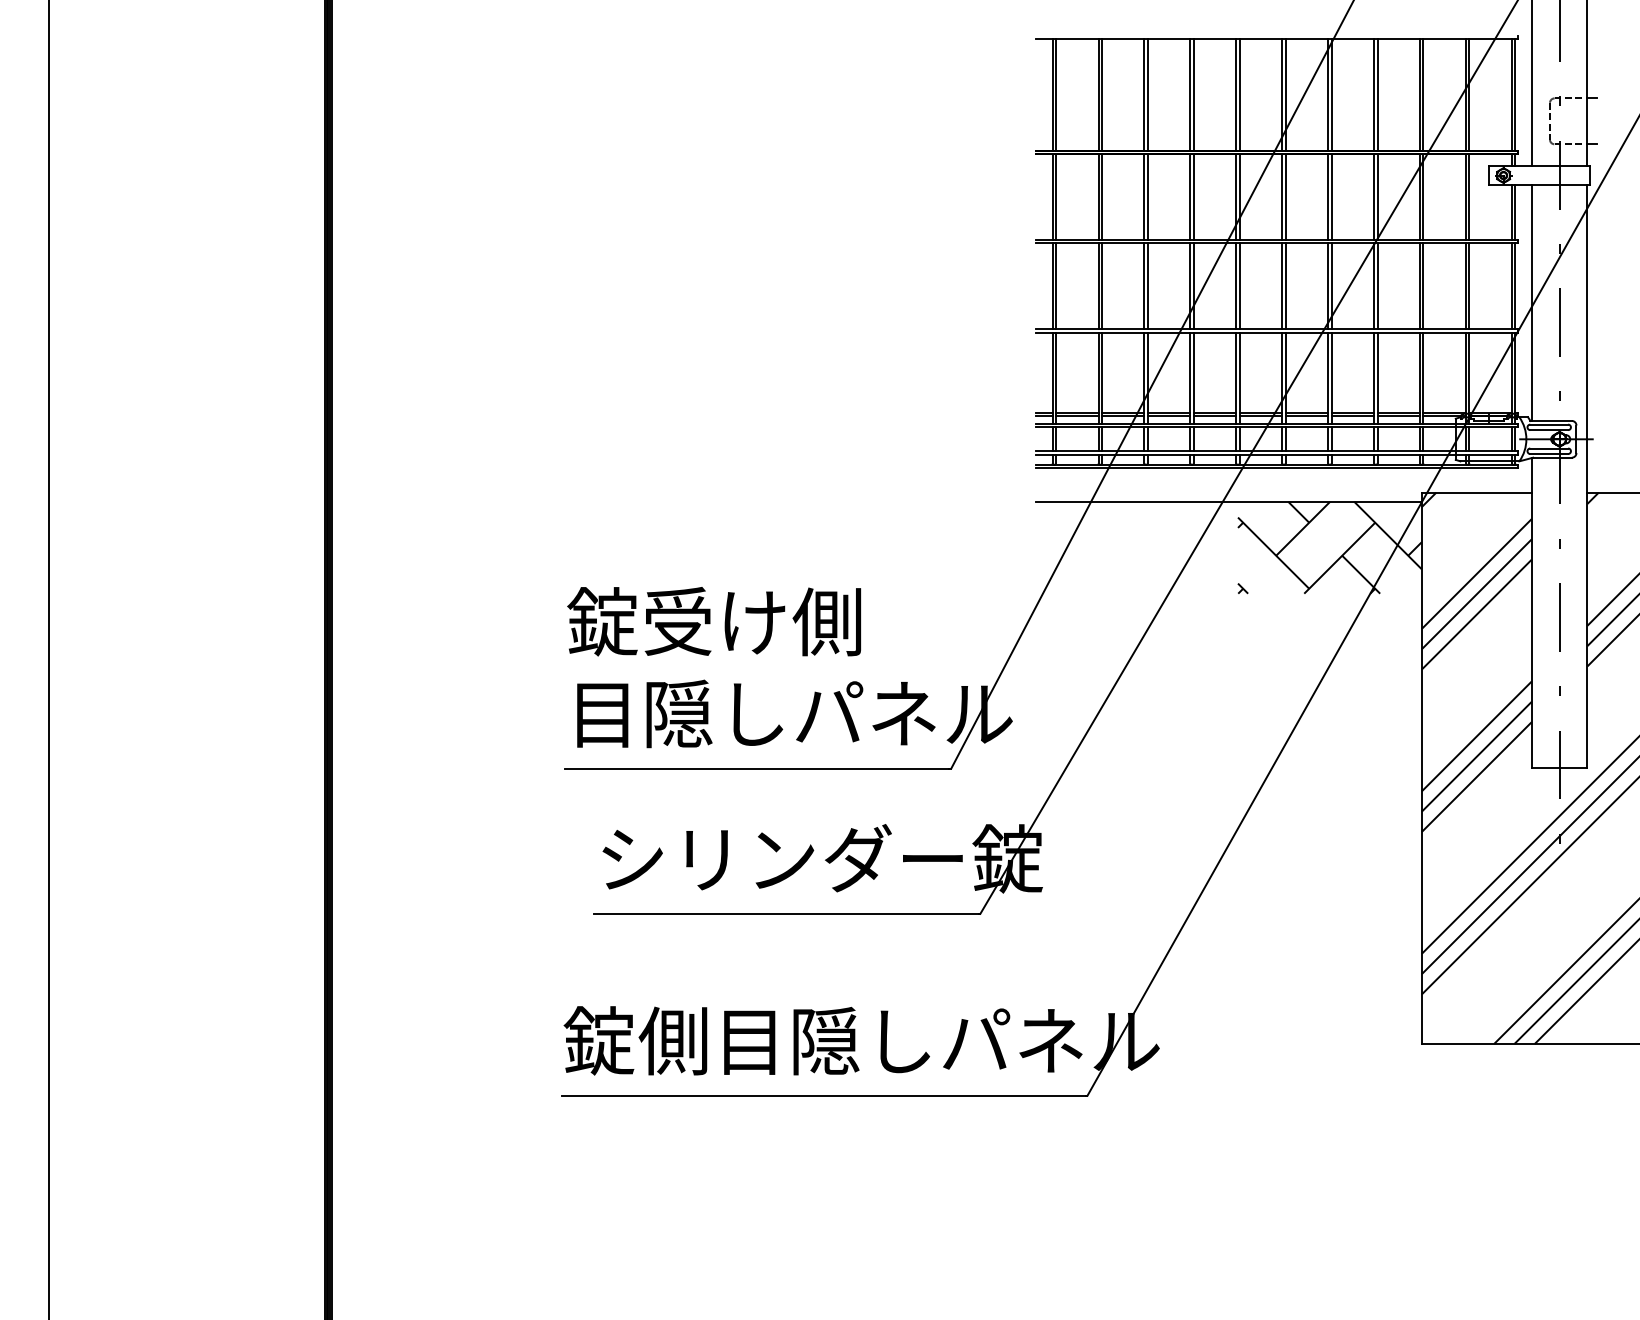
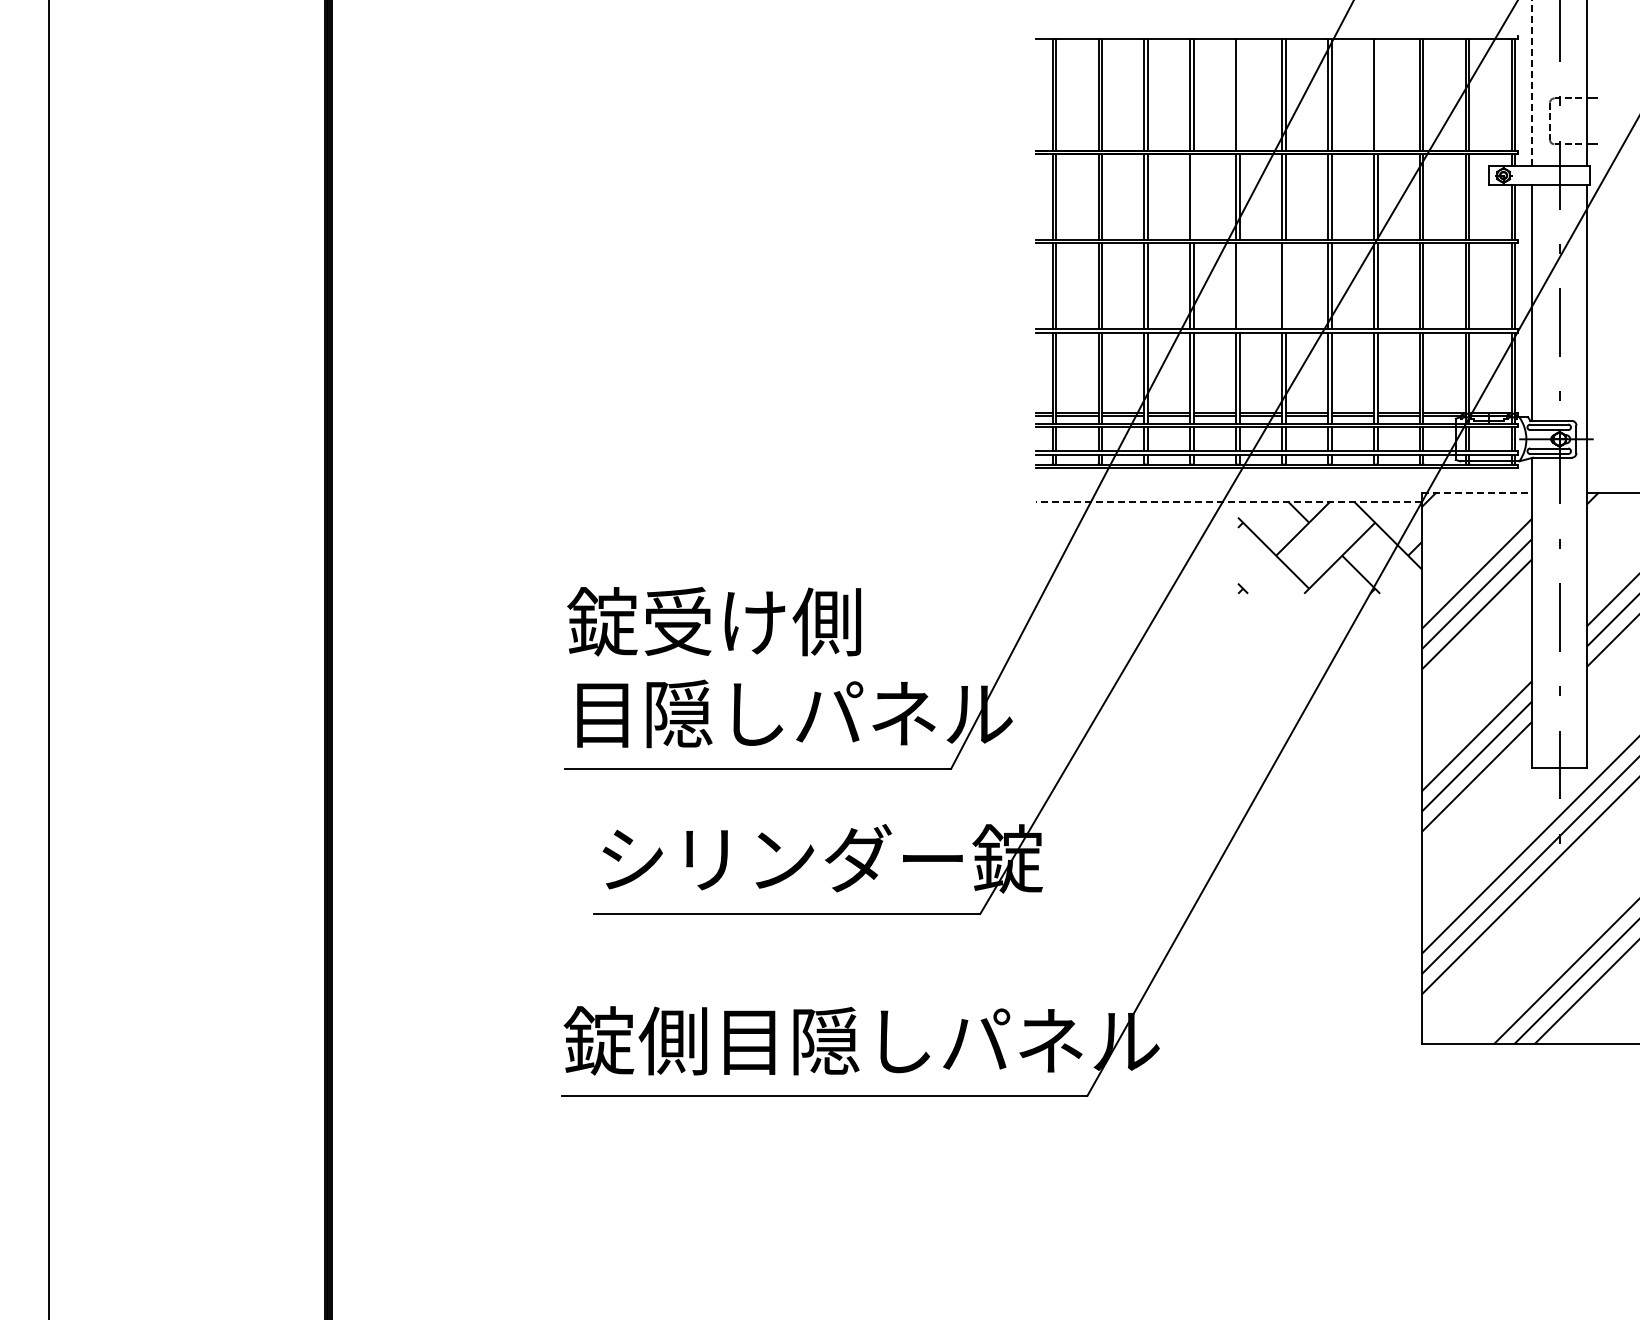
line: solid -> dashed (1531, 82)
line: present -> none (1239, 94)
line: present -> none (1377, 94)
line: present -> none (1193, 197)
line: present -> none (1239, 286)
line: present -> none (1285, 286)
line: solid -> dashed (1477, 492)
line: solid -> dashed (1228, 501)
